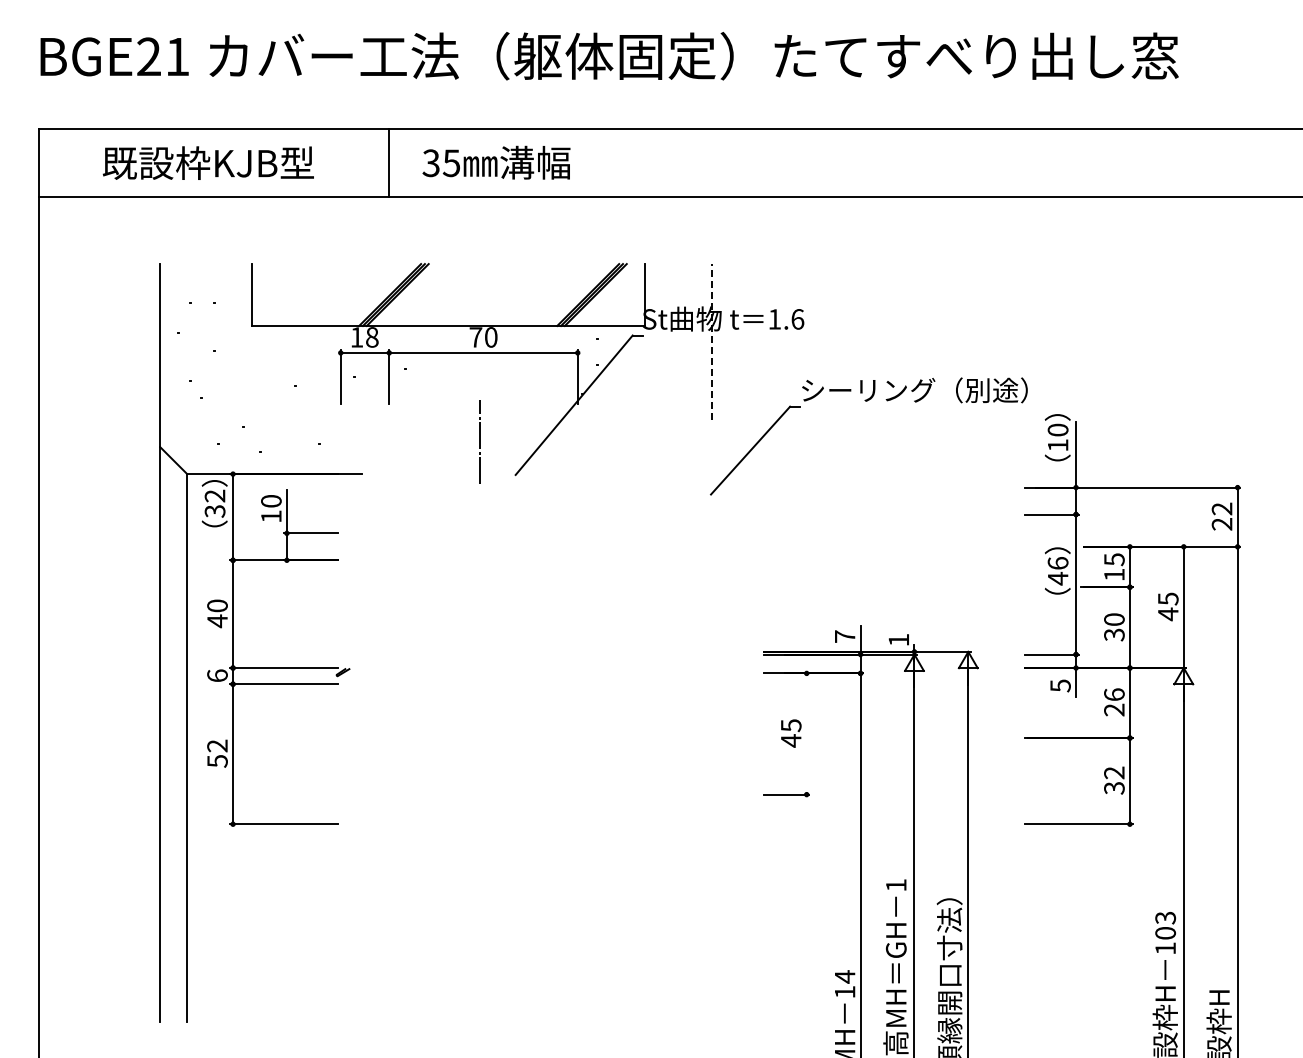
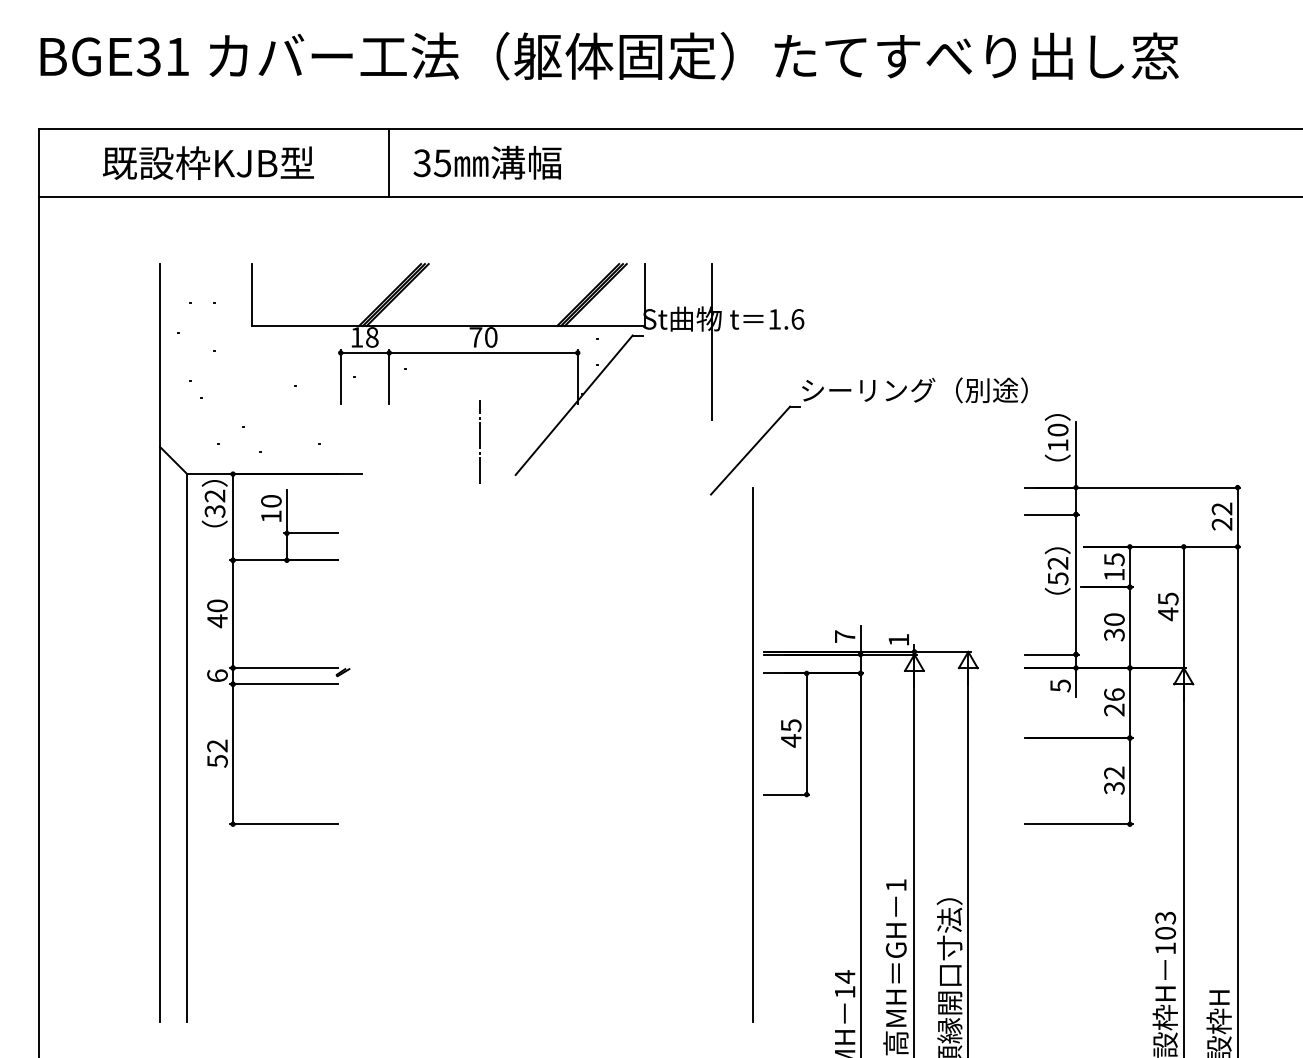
text: BGE21 -> BGE31 (148, 56)
text position: (496, 162) -> (487, 162) (487, 162)
line: dashed -> solid (712, 341)
text: 46 -> 52 (1057, 571)
line: none -> present (806, 733)
line: none -> present (752, 754)
